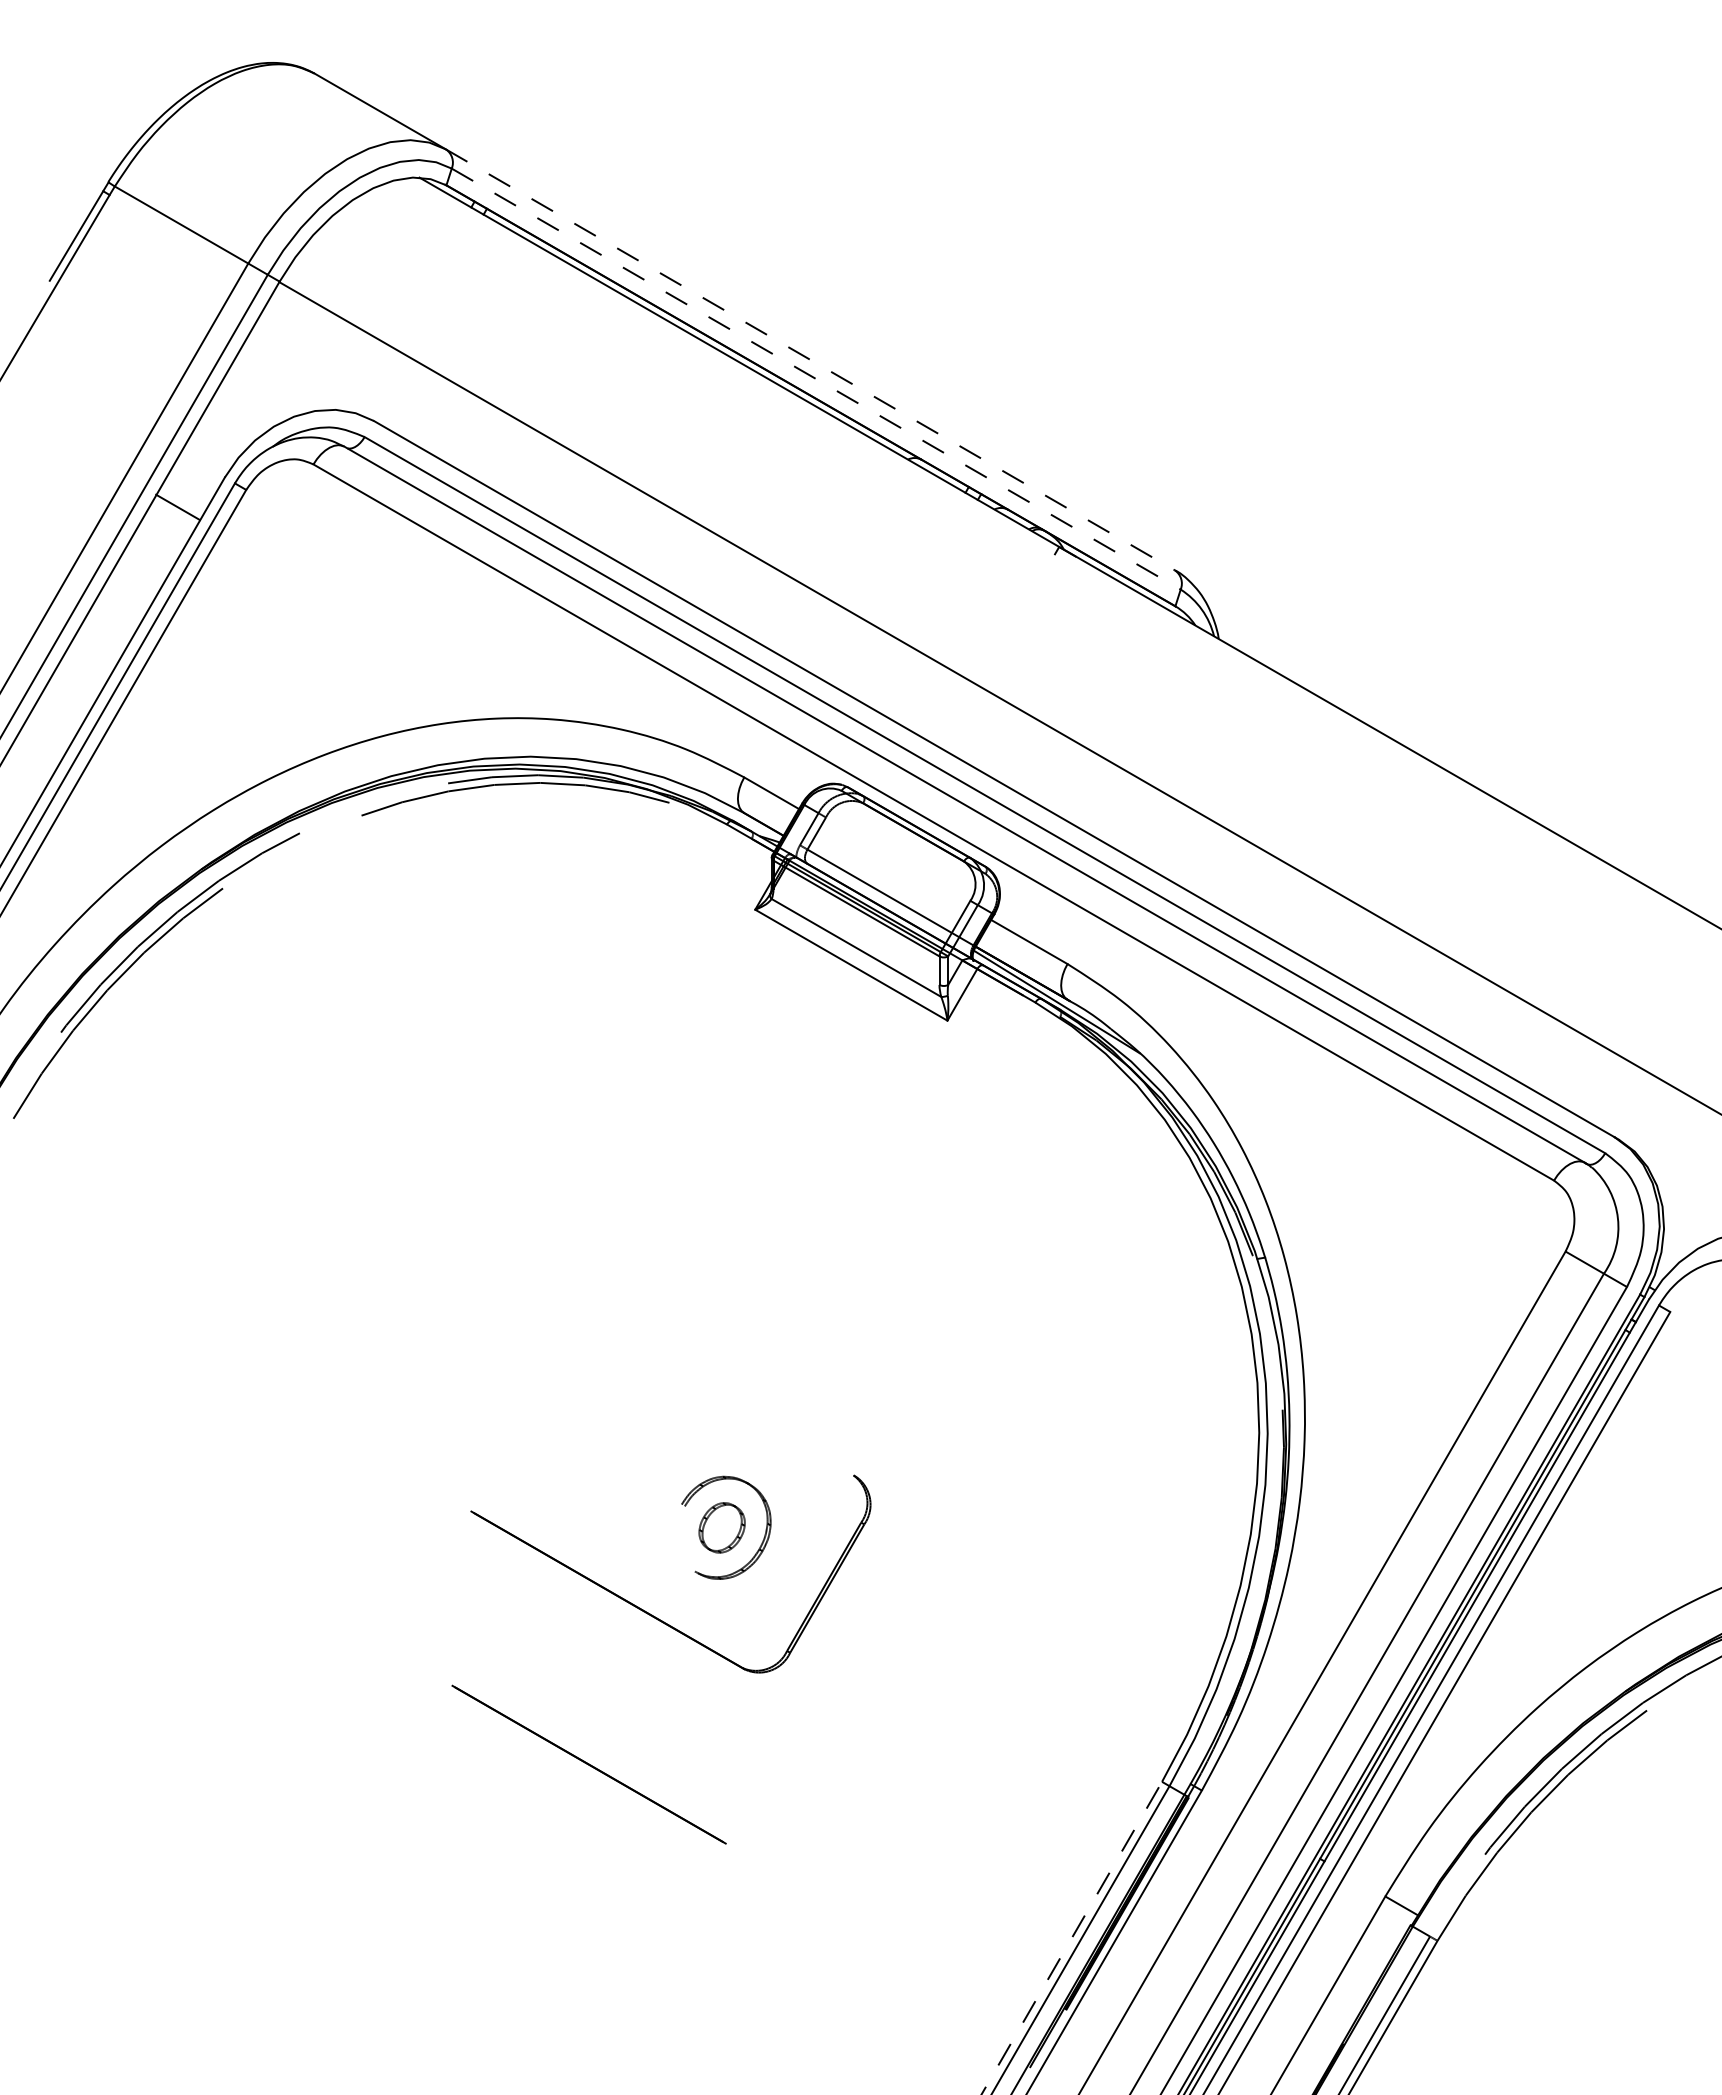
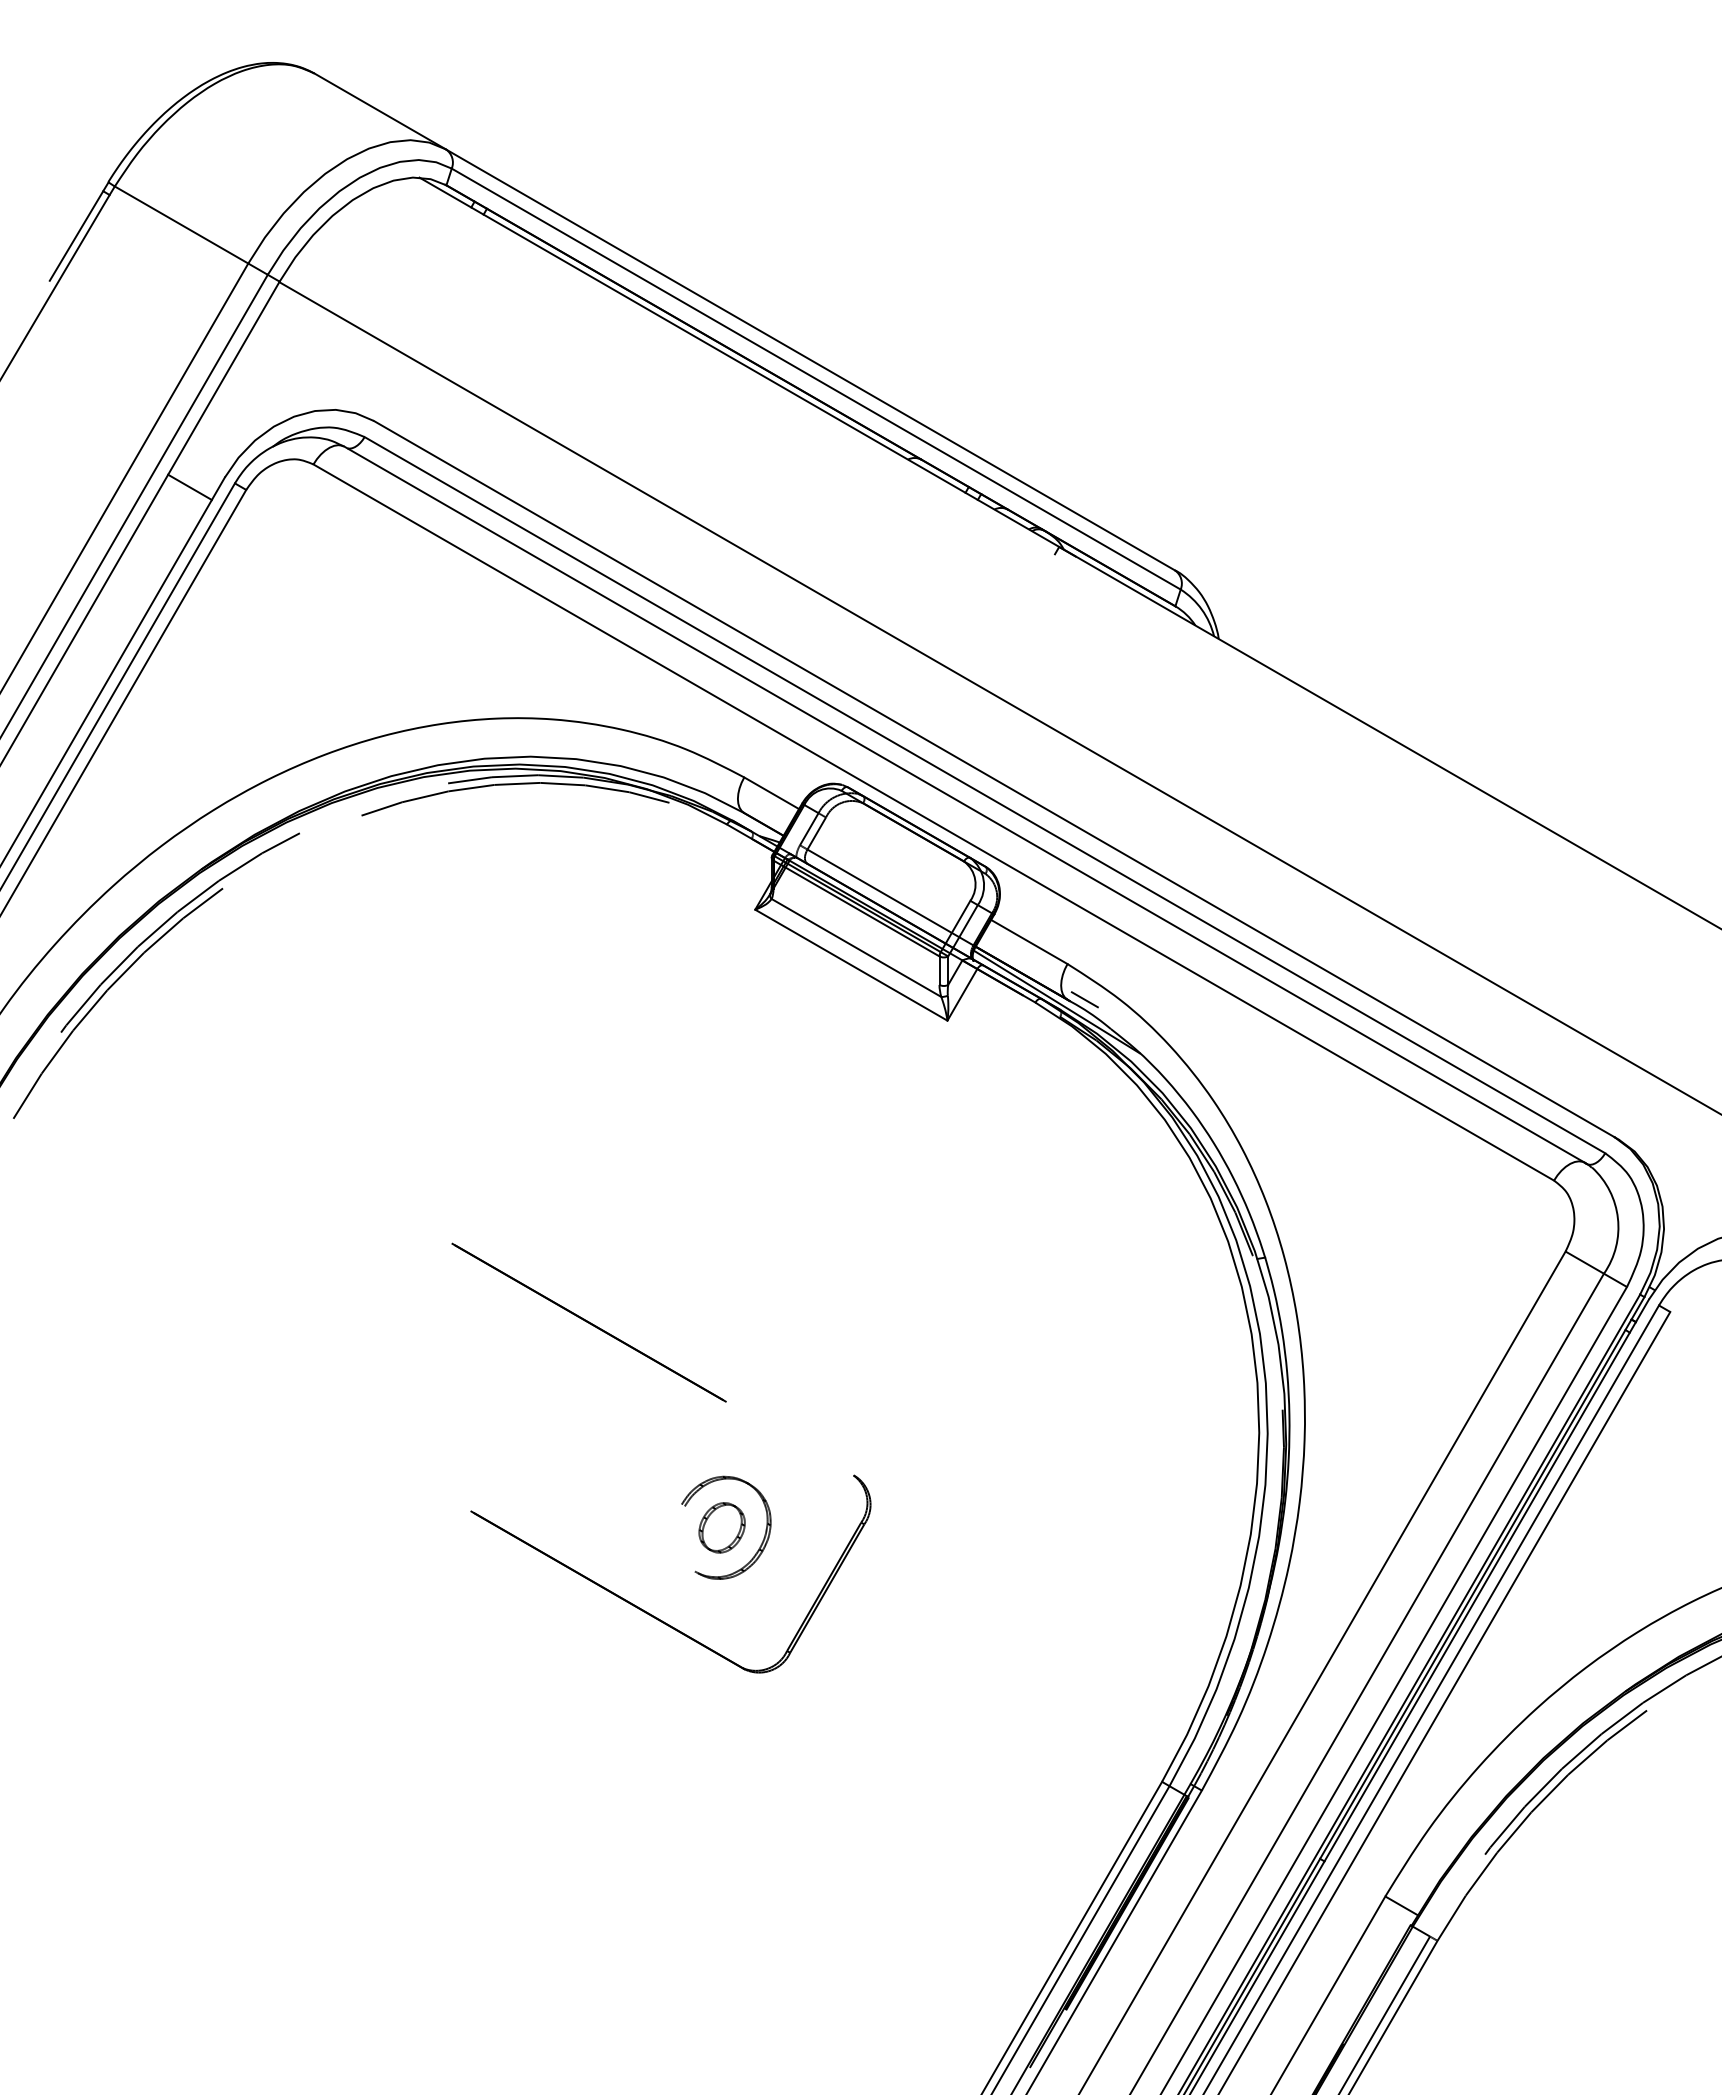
line: dashed -> solid (810, 359)
line: dashed -> solid (816, 379)
line position: (177, 507) -> (189, 487) (189, 487)
line: none -> present (1084, 999)
line position: (588, 1764) -> (588, 1322) (588, 1322)
line: dashed -> solid (1072, 1937)
